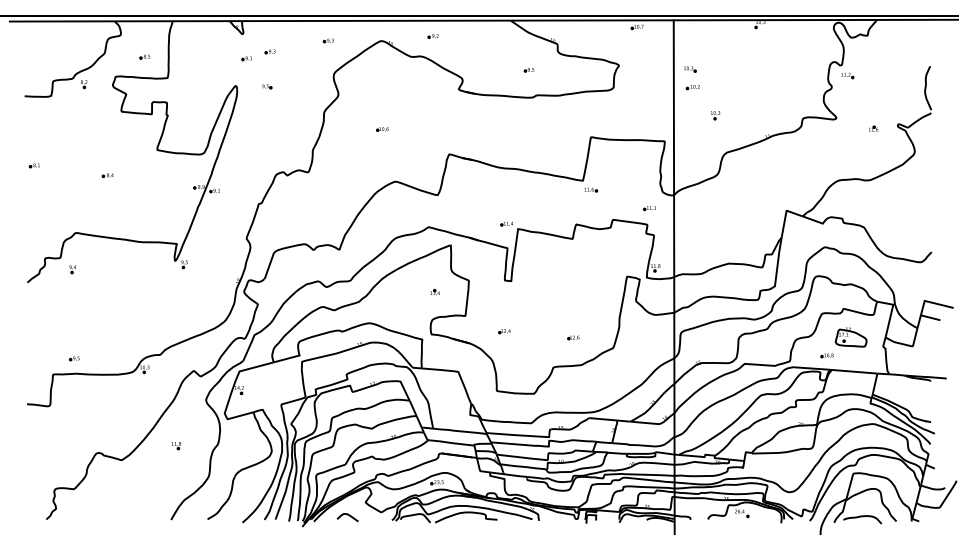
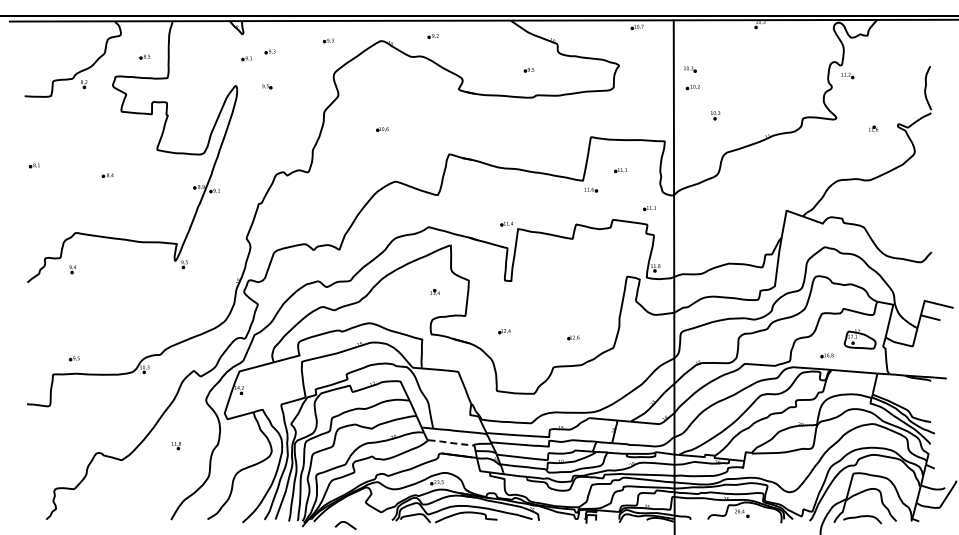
part: none -> present (620, 170)
part position: (850, 337) -> (859, 339) (859, 339)
line: solid -> dashed (451, 442)
curve position: (347, 515) -> (345, 523) (345, 523)
